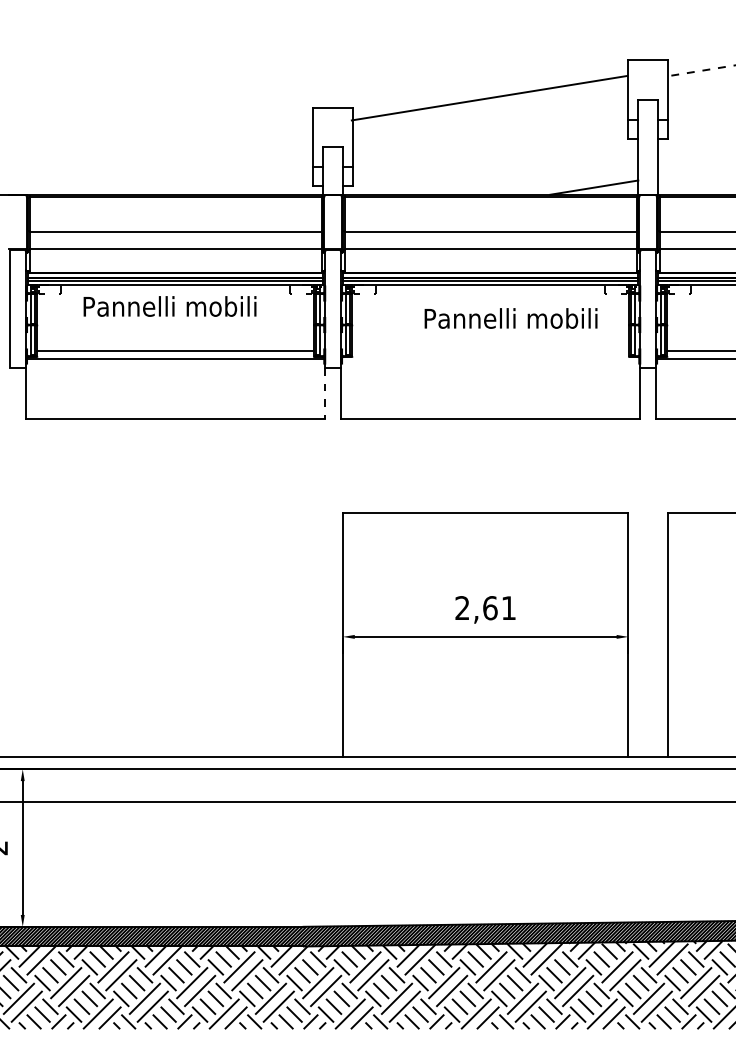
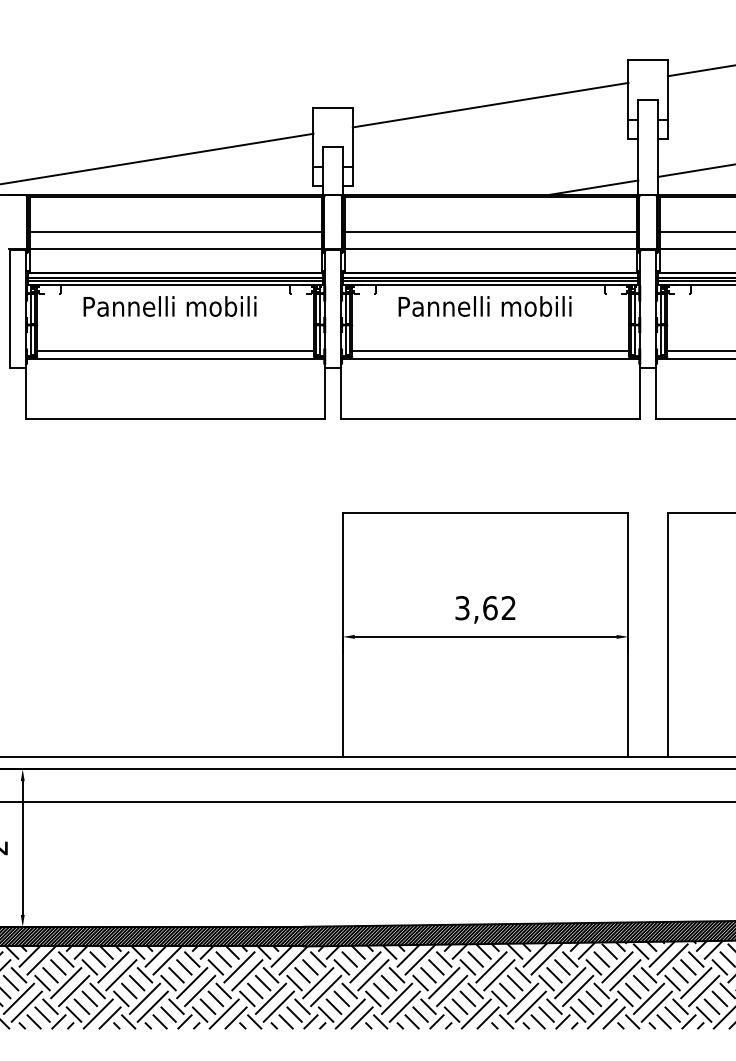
line: dashed -> solid (701, 70)
line position: (489, 97) -> (490, 104) (490, 104)
line: none -> present (157, 158)
line: none -> present (694, 170)
text position: (510, 318) -> (484, 306) (484, 306)
line: none -> present (490, 350)
line: none -> present (490, 359)
line: dashed -> solid (325, 393)
text: 2,61 -> 3,62 (485, 608)
